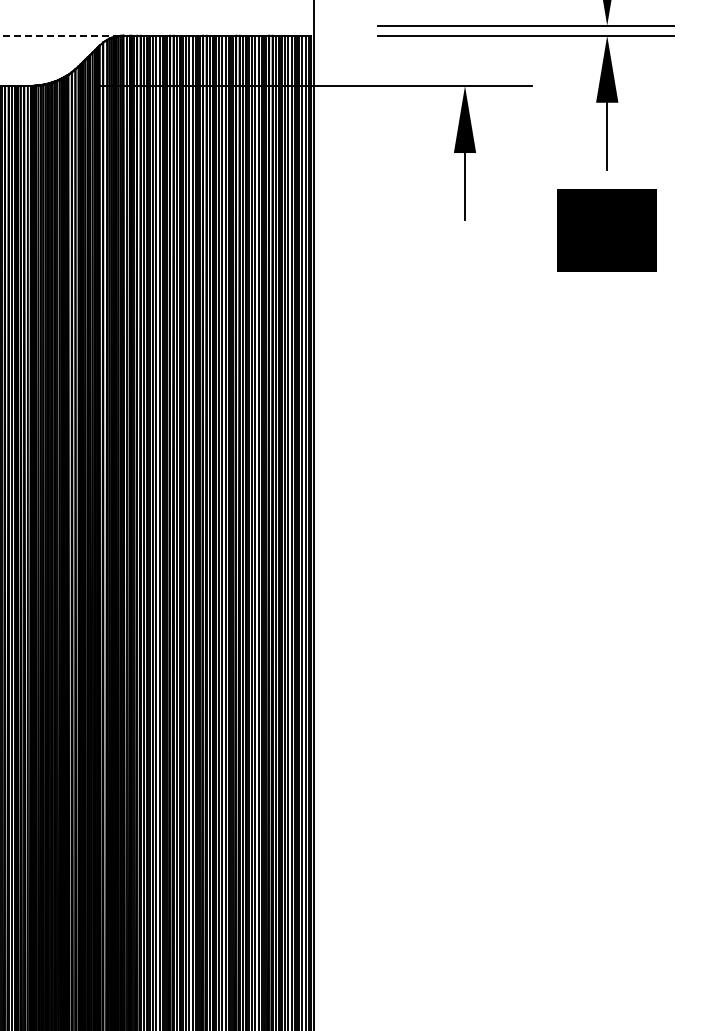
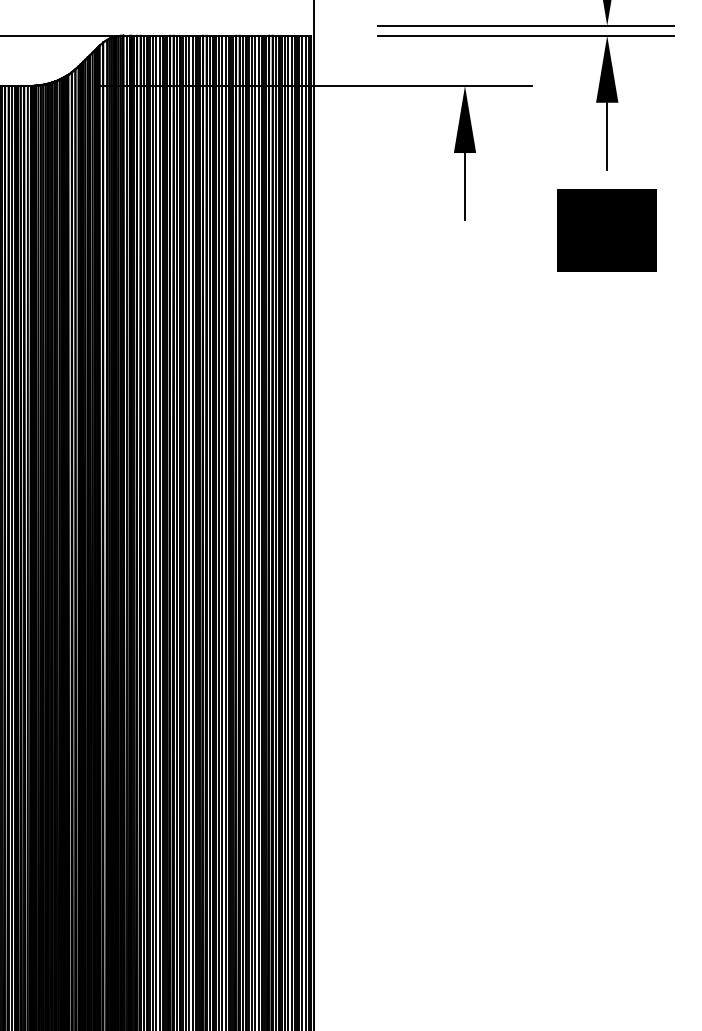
line: dashed -> solid (62, 35)
